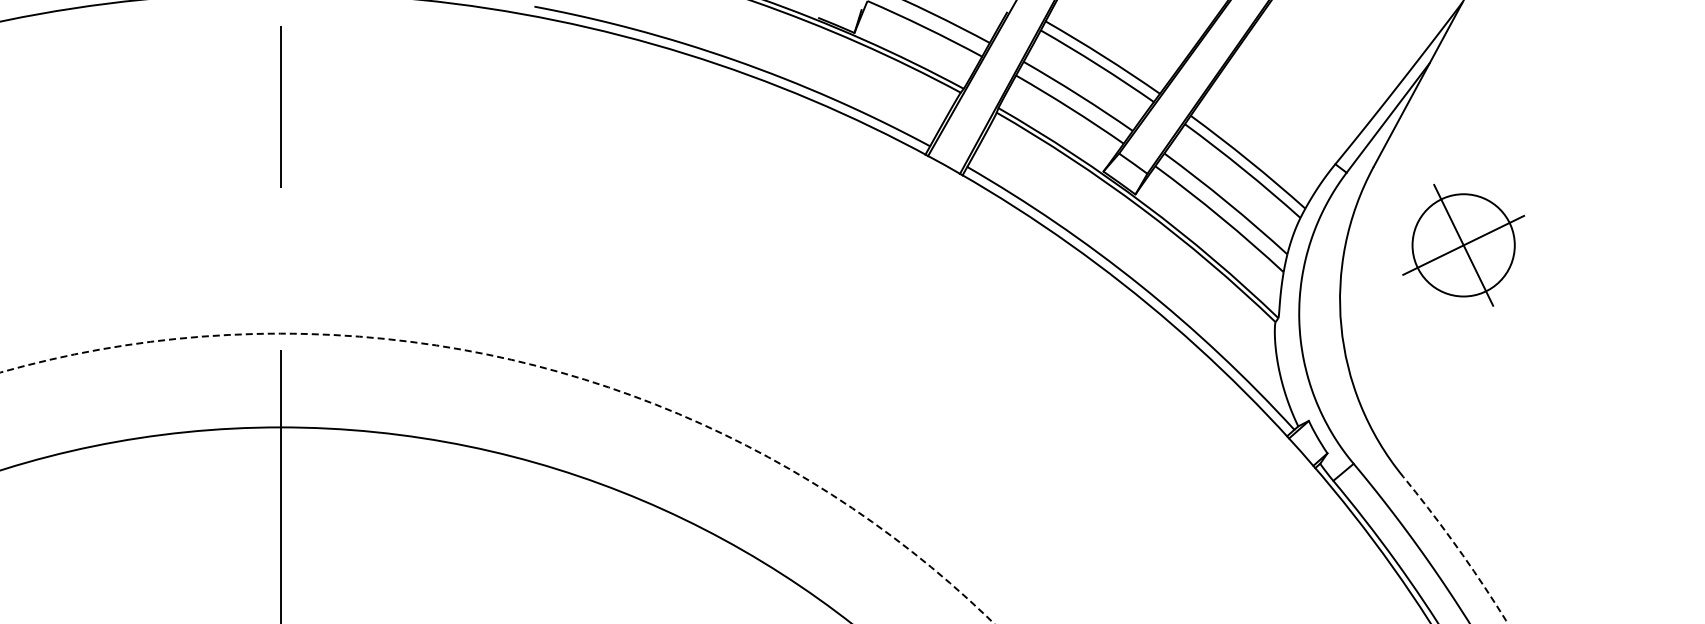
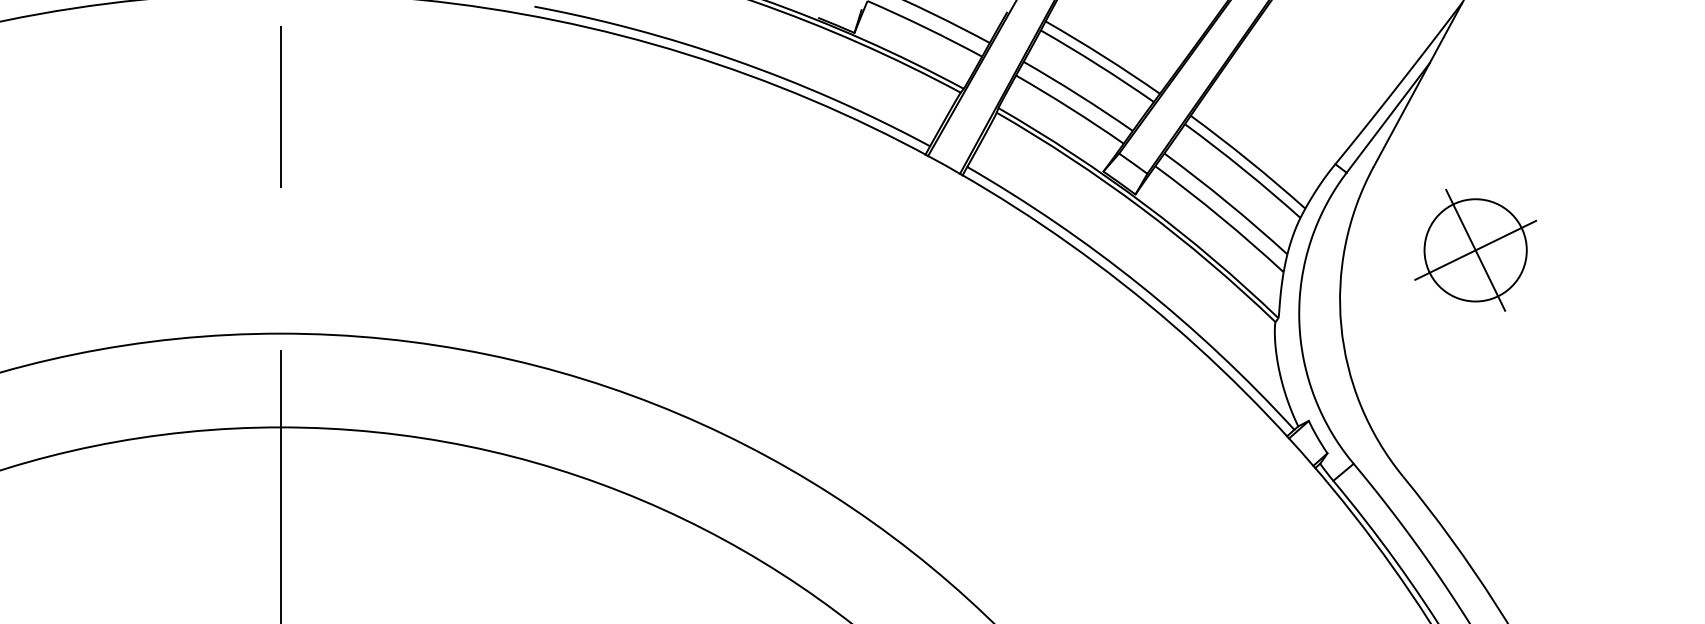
part position: (1463, 244) -> (1475, 249) (1475, 249)
circle: dashed -> solid (497, 478)
arc: dashed -> solid (1457, 548)
